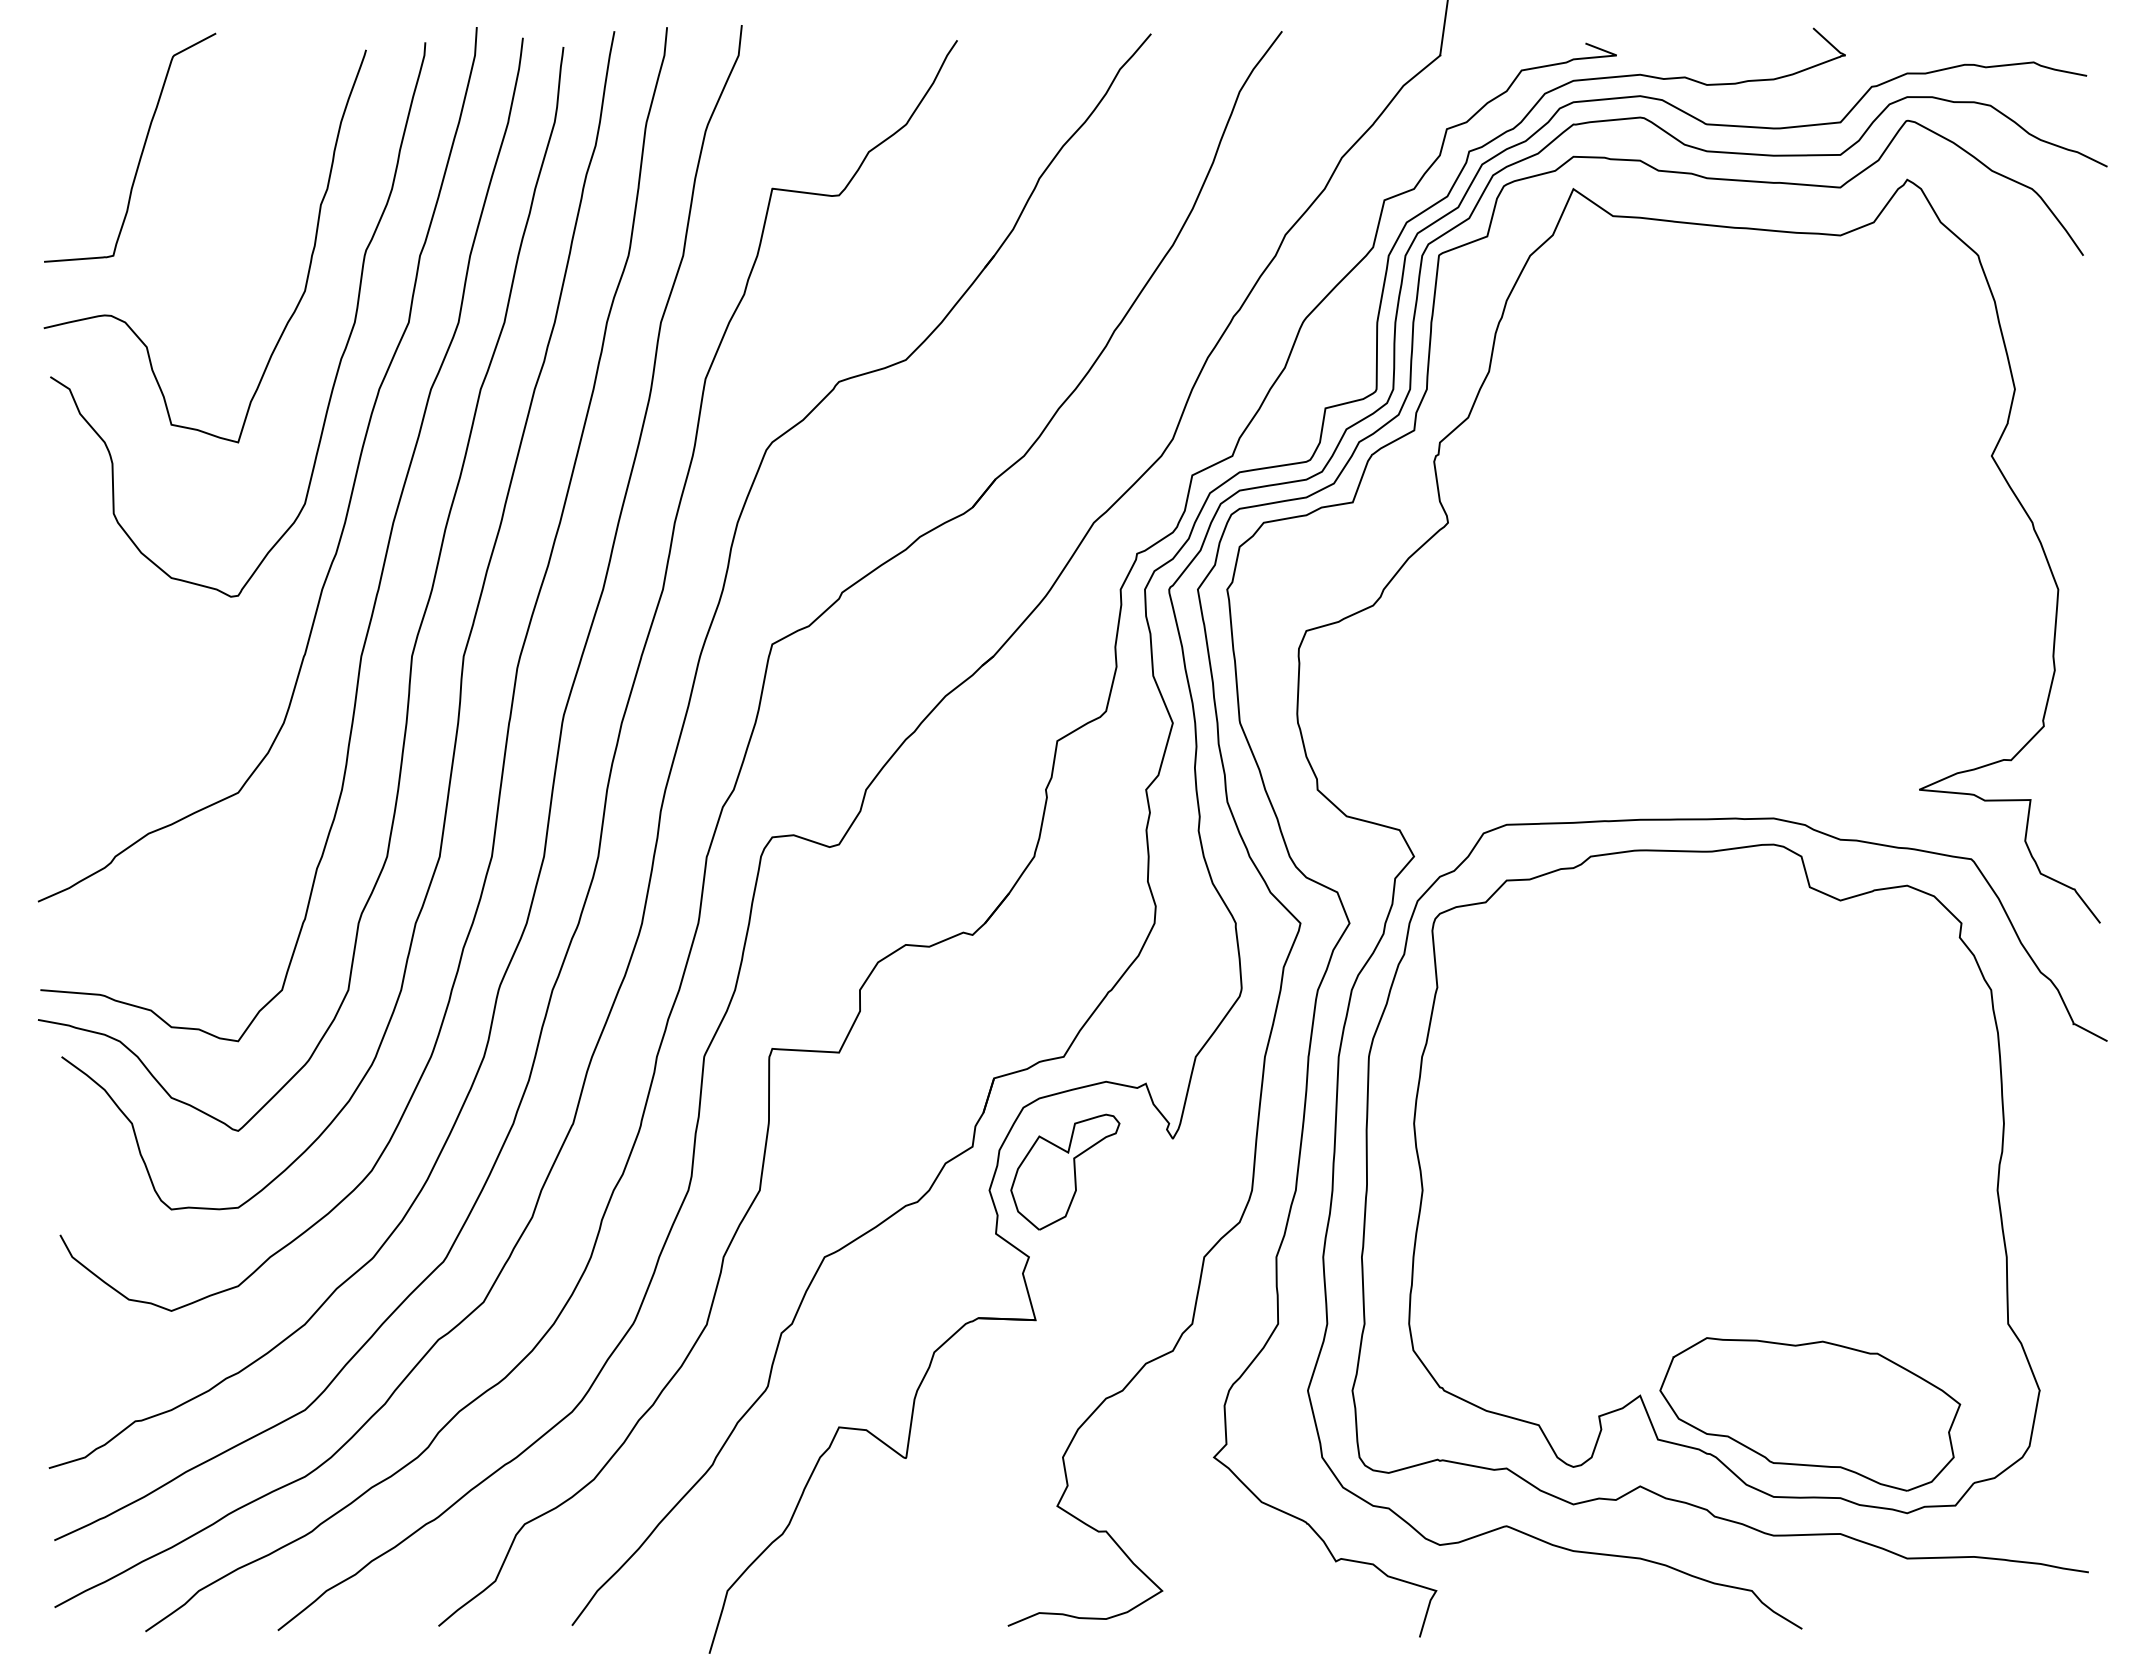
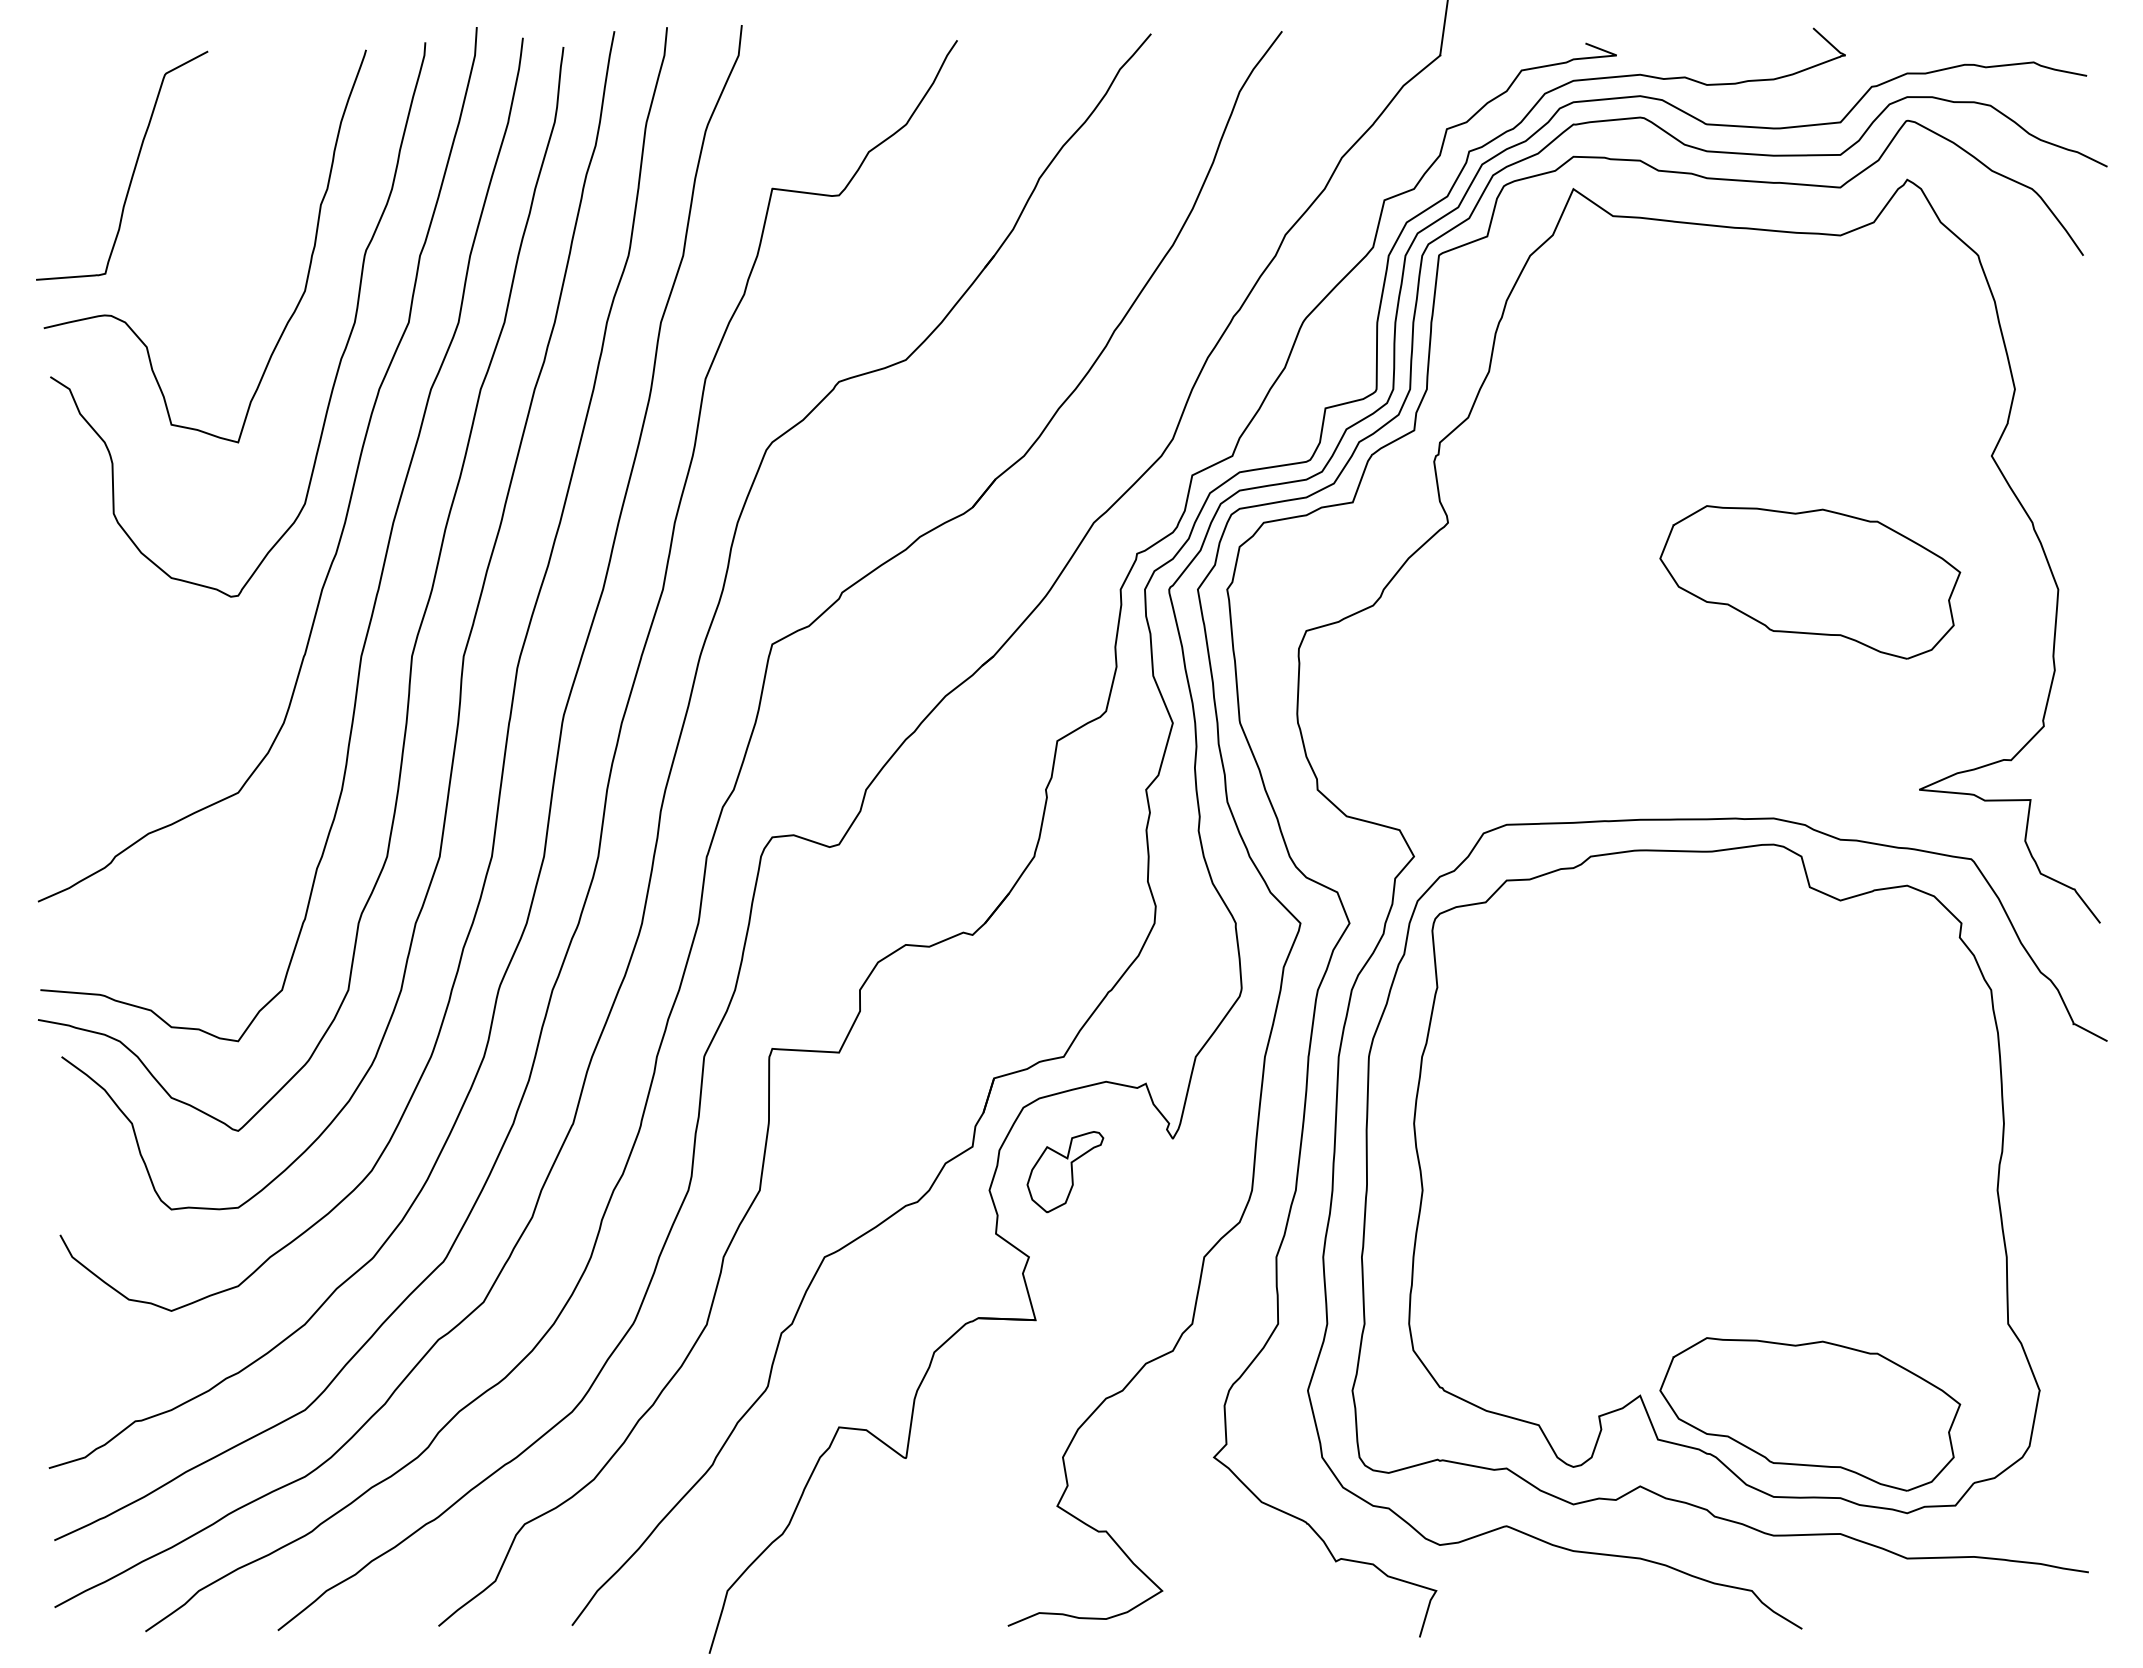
curve position: (141, 151) -> (133, 169) (133, 169)
part: none -> present (1810, 582)
part size: 111x118 px -> 79x83 px (1065, 1172)
